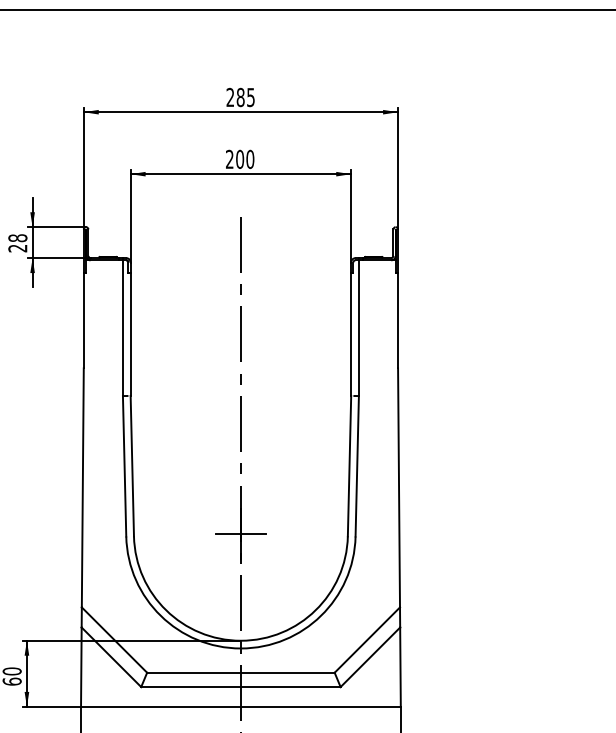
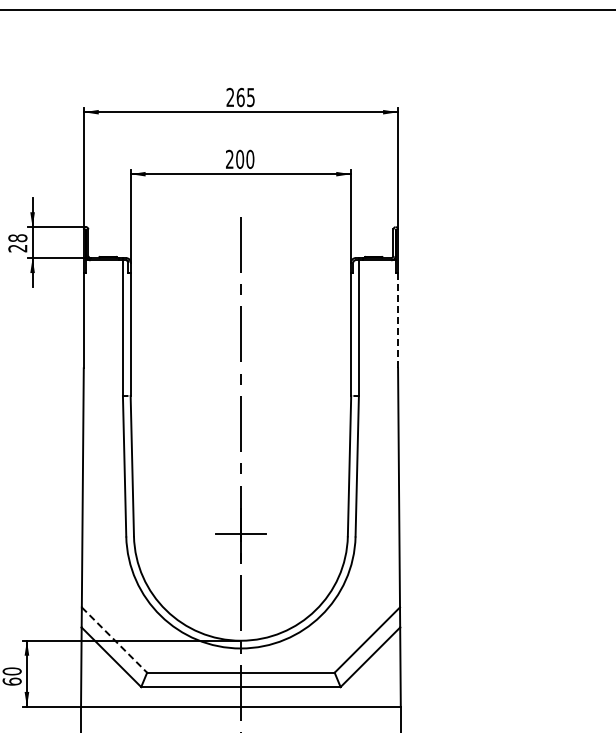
text: 285 -> 265 (240, 96)
line: solid -> dashed (398, 320)
line: solid -> dashed (114, 640)
